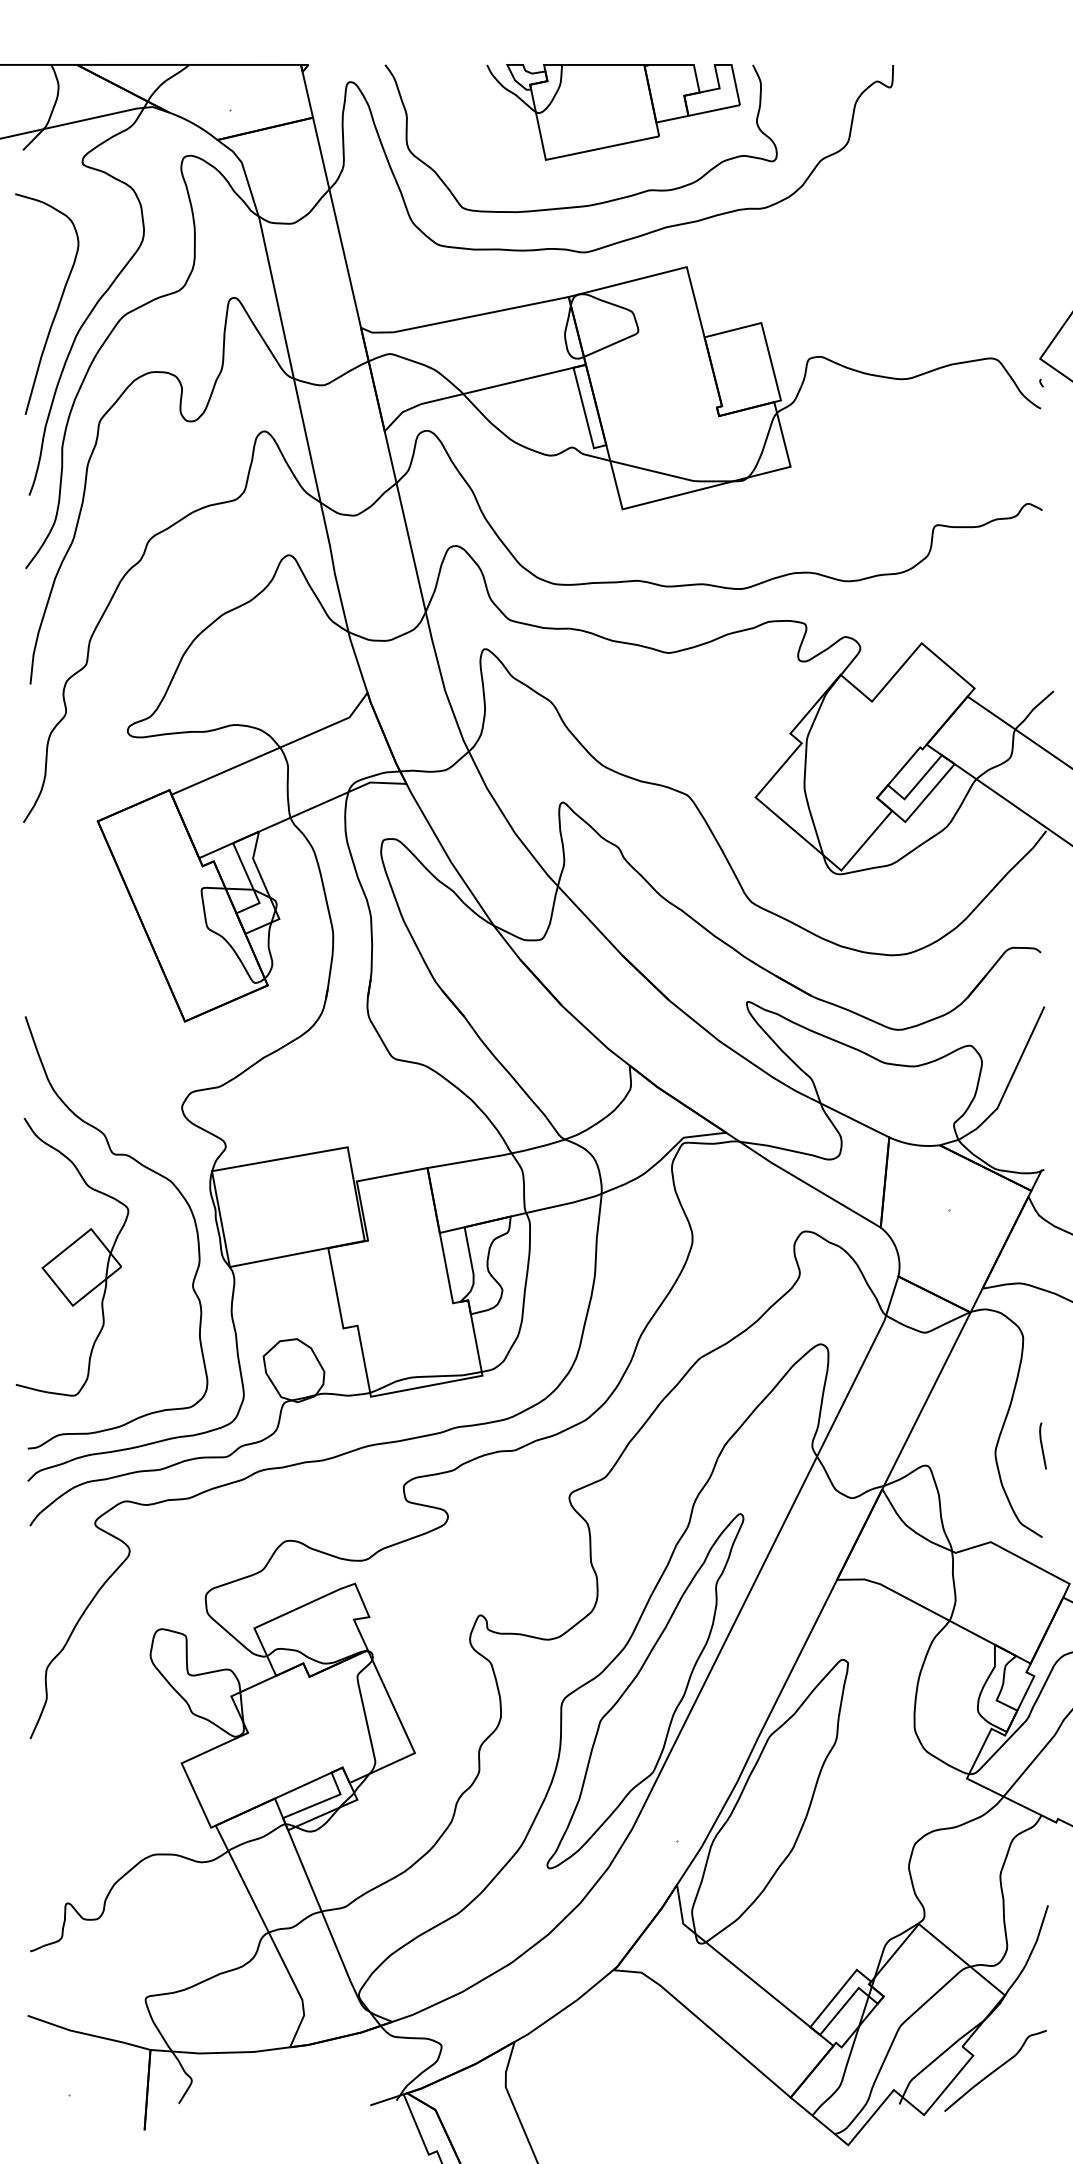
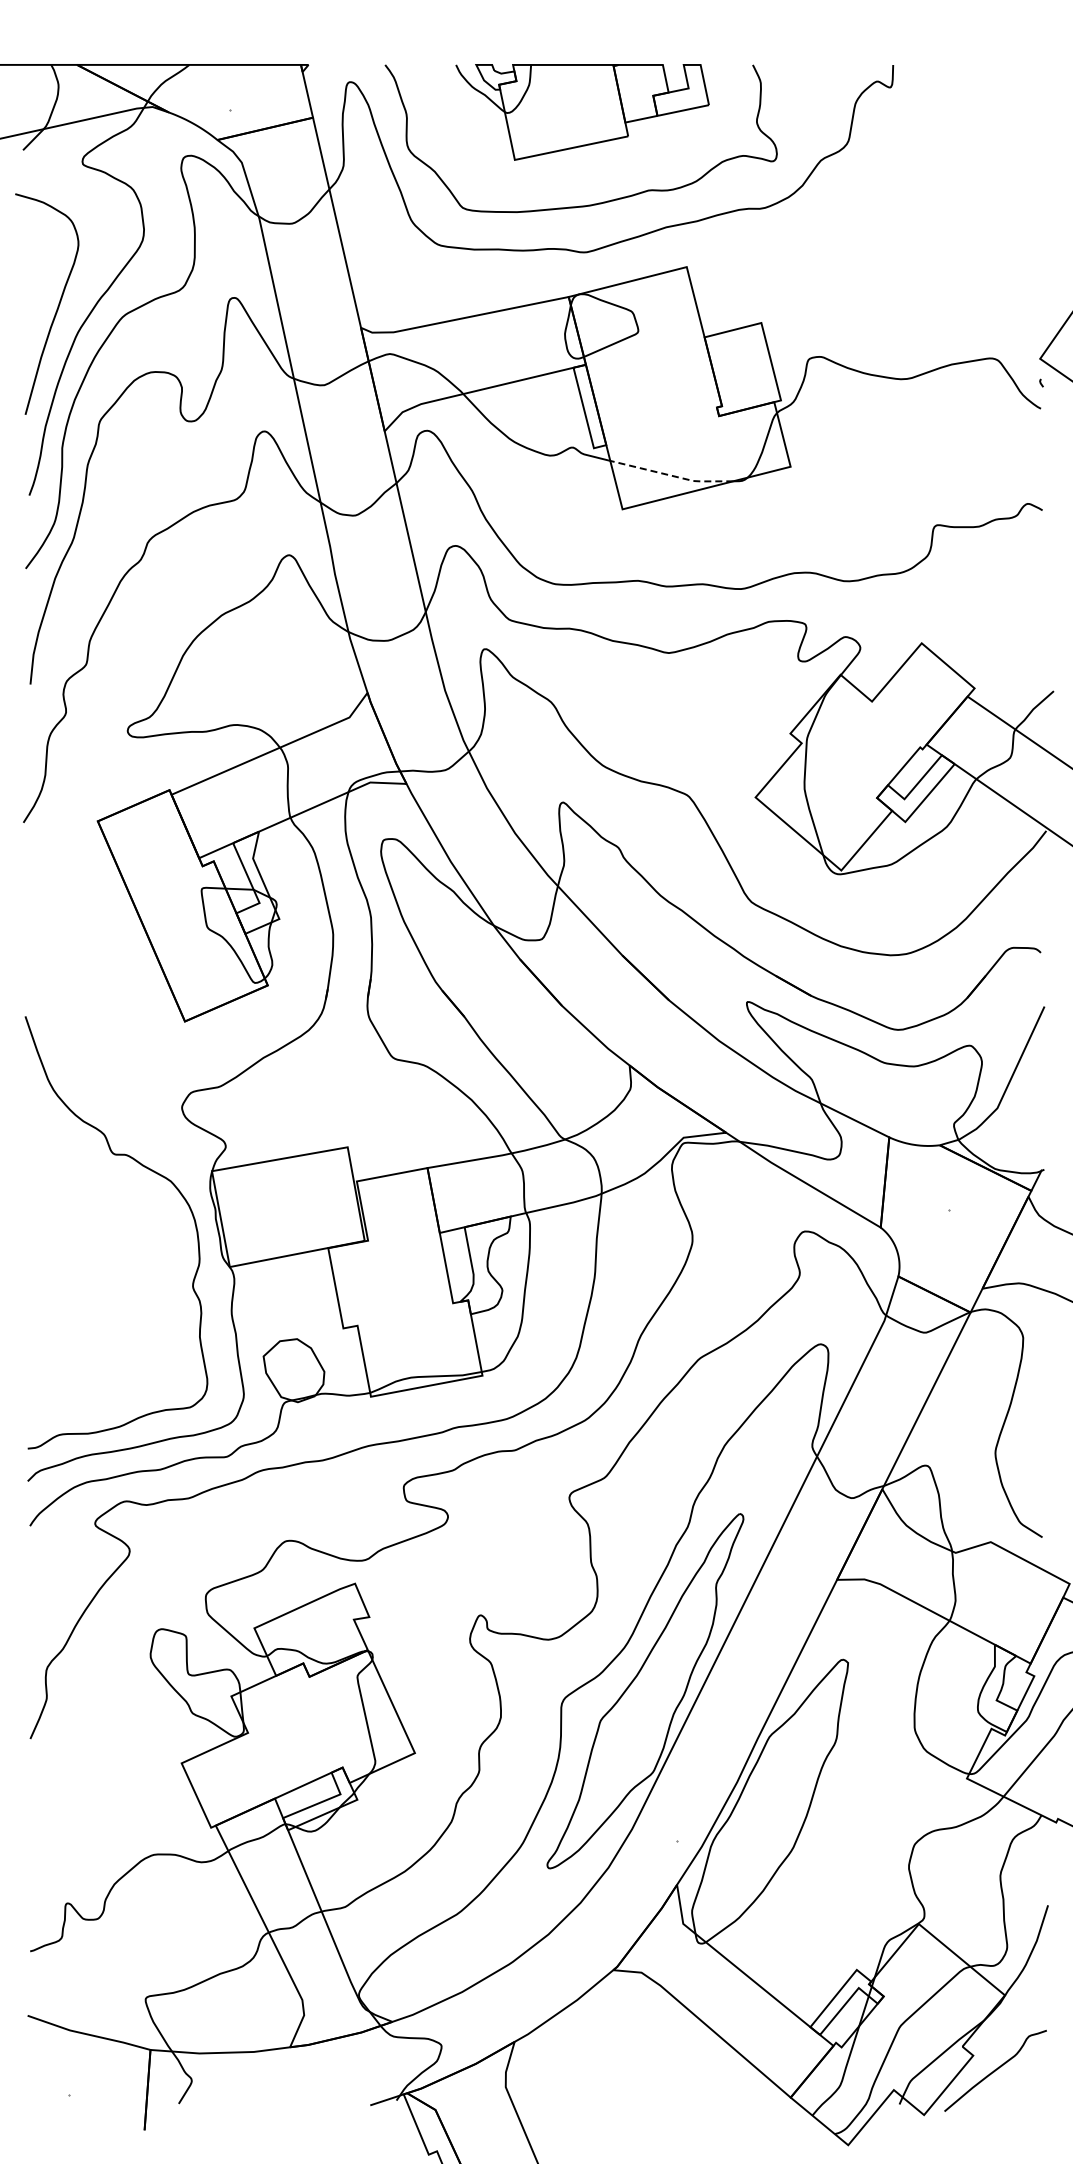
part position: (613, 112) -> (582, 112) (582, 112)
line: solid -> dashed (672, 475)
part: present -> none (72, 1257)
line: present -> none (1042, 1445)
